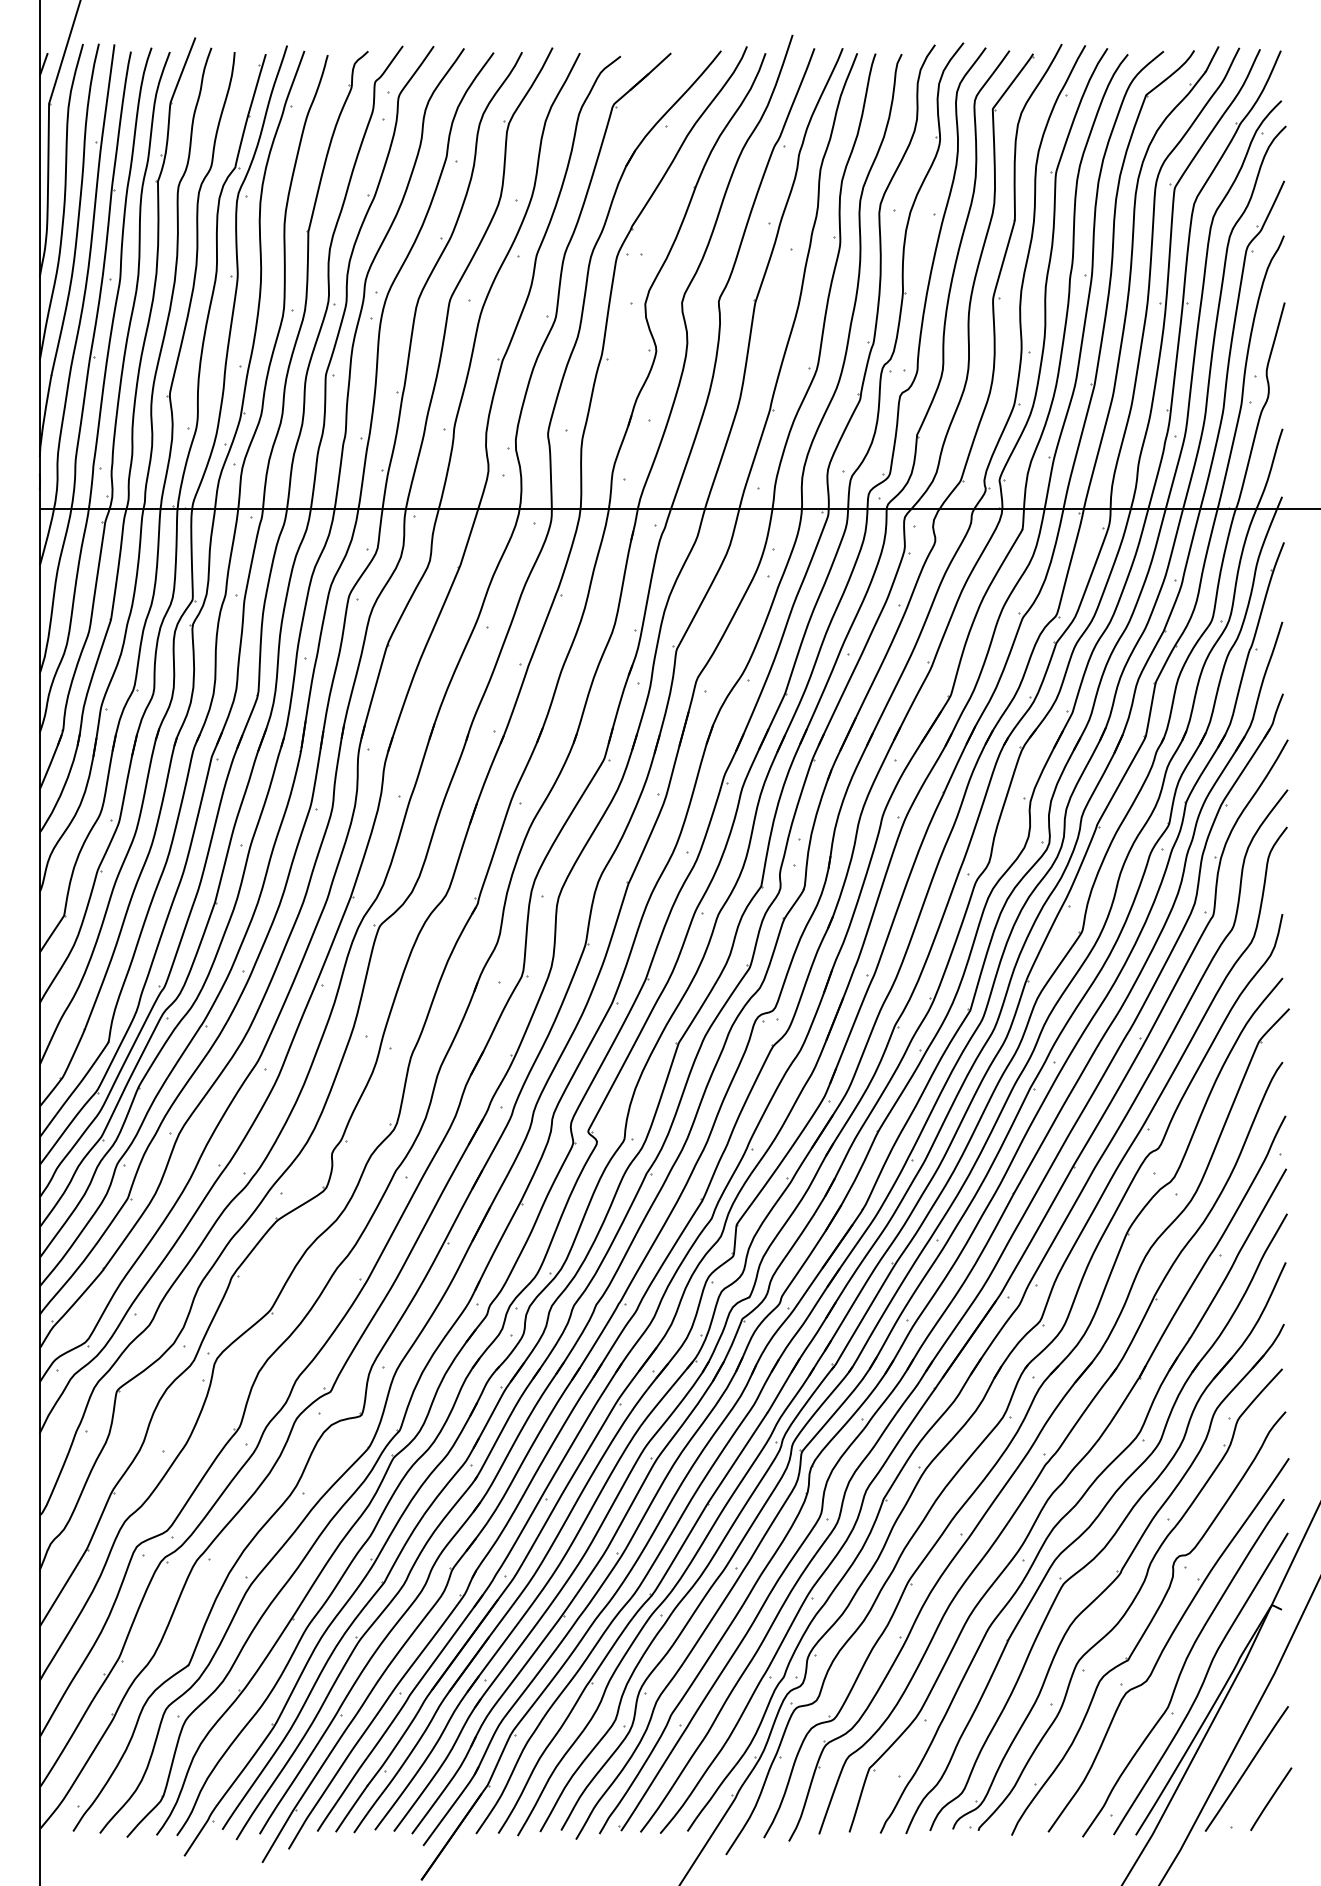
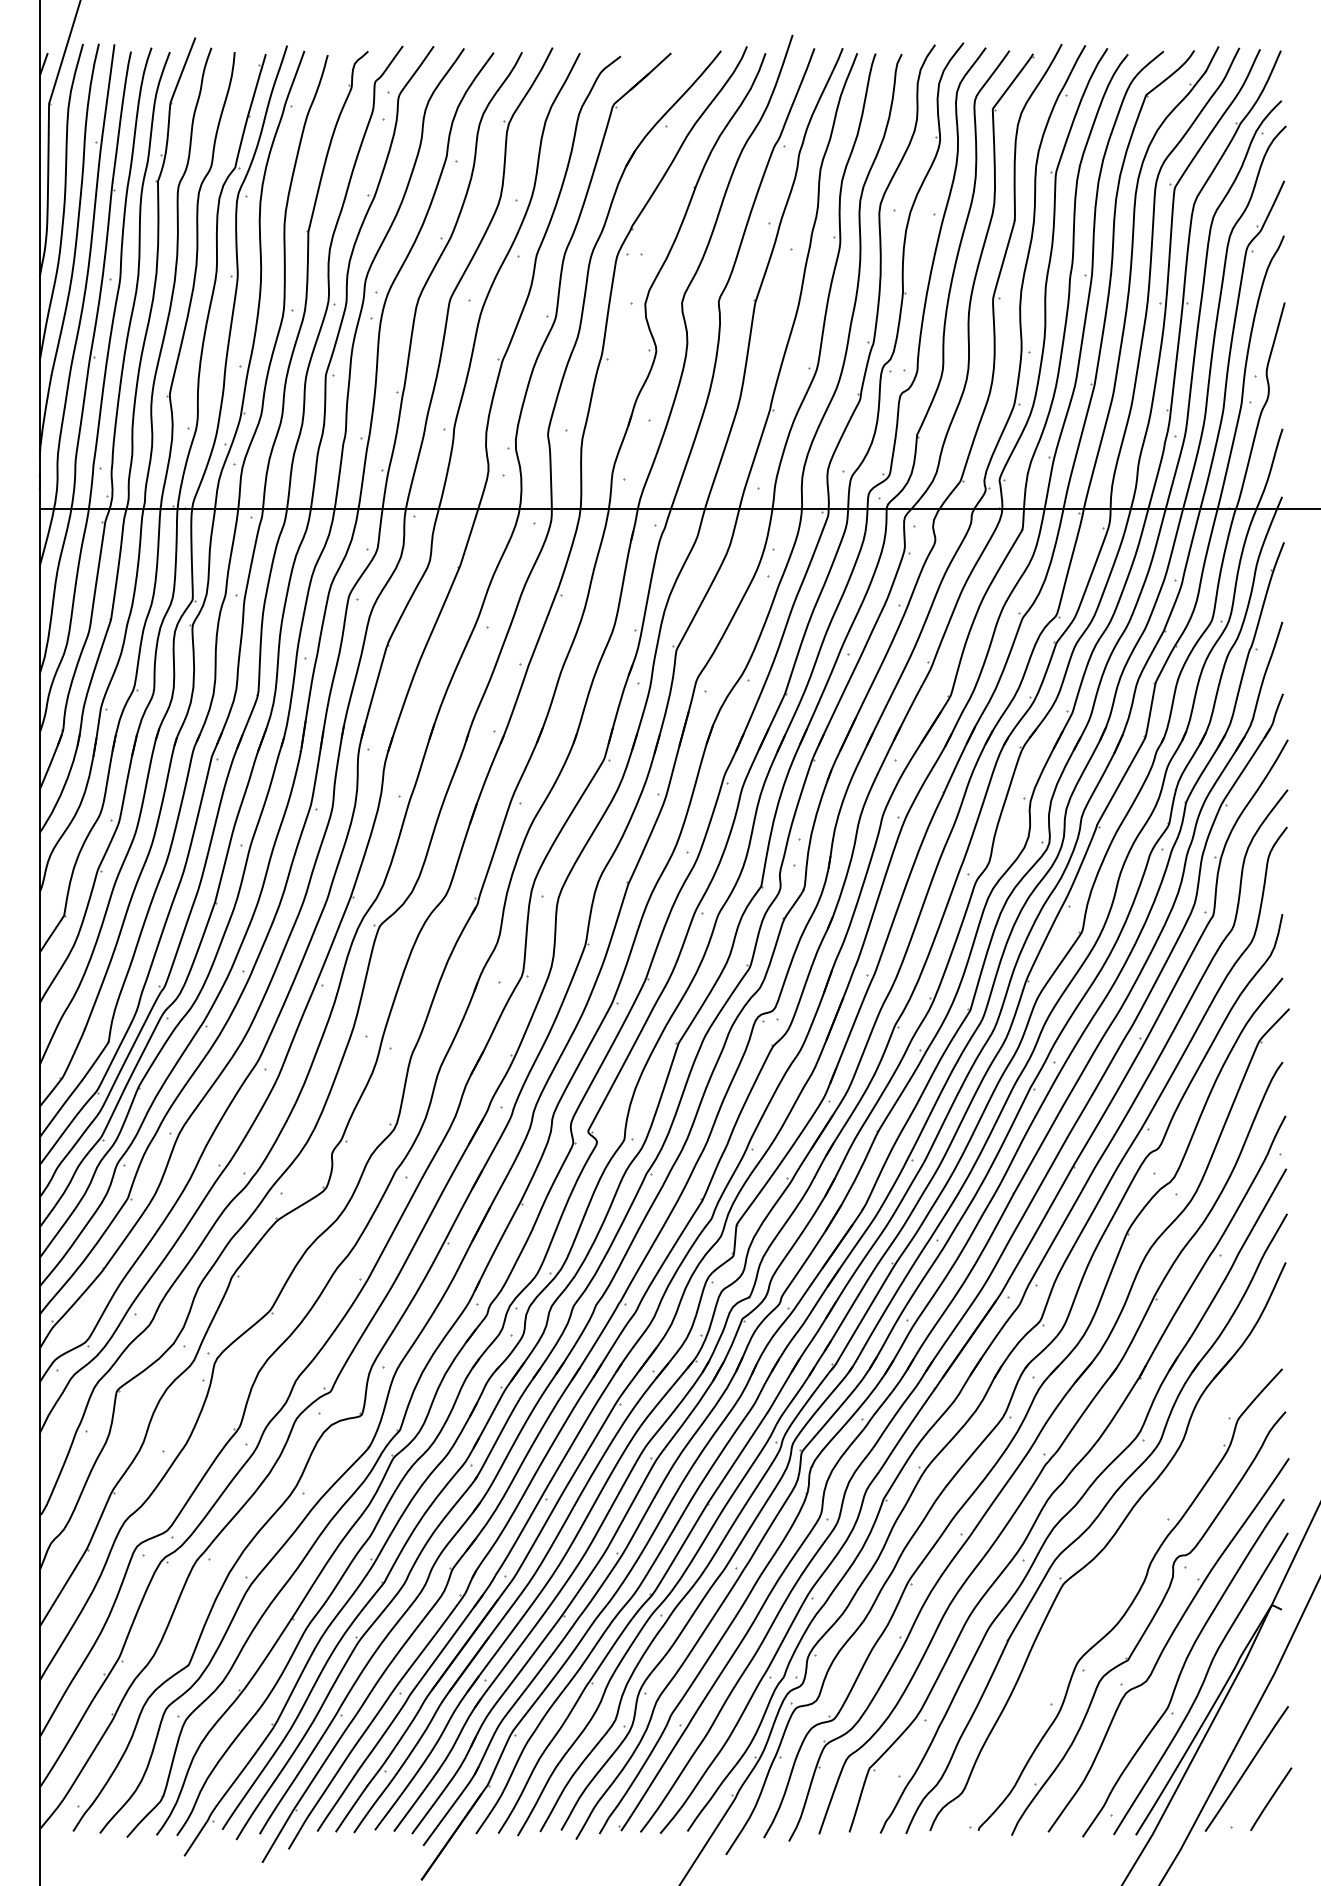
part: present -> none (1118, 1576)
